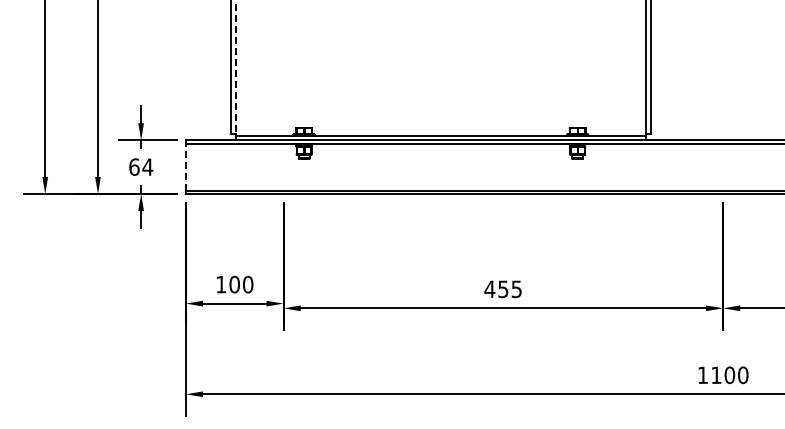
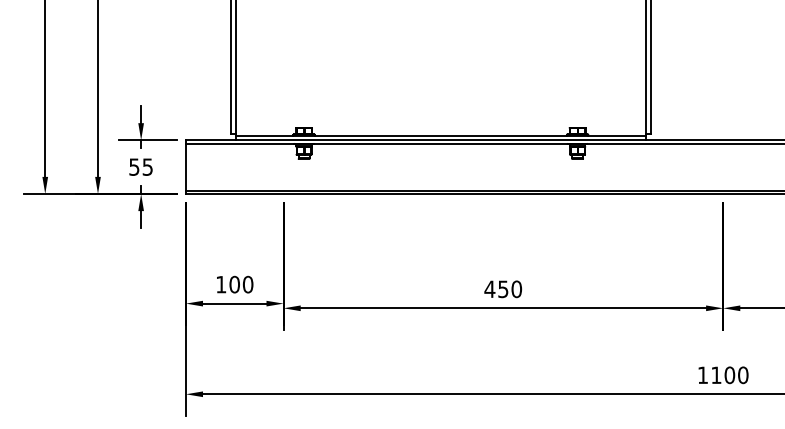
line: dashed -> solid (235, 67)
text: 64 -> 55 (141, 166)
line: dashed -> solid (185, 167)
text: 455 -> 450 (516, 289)
